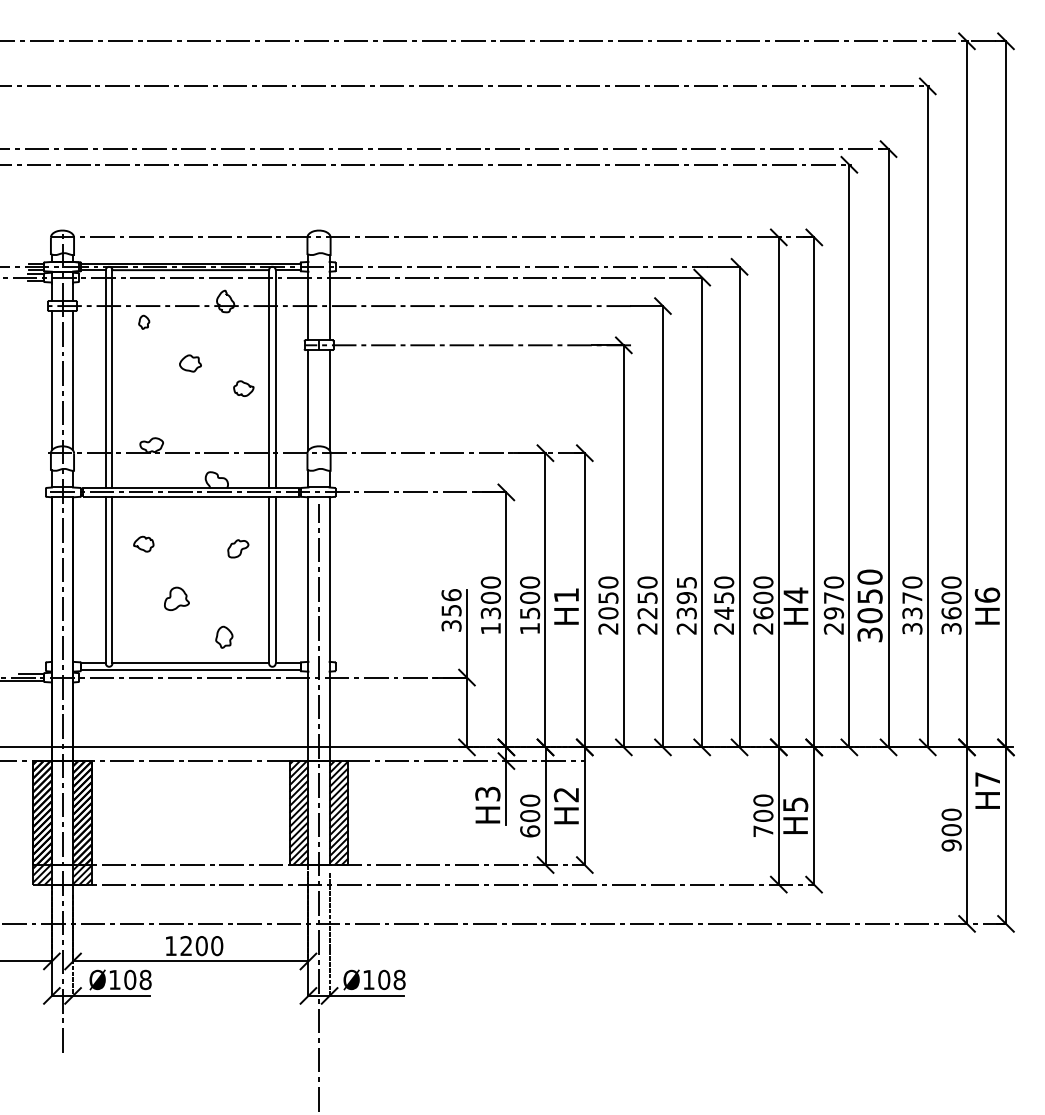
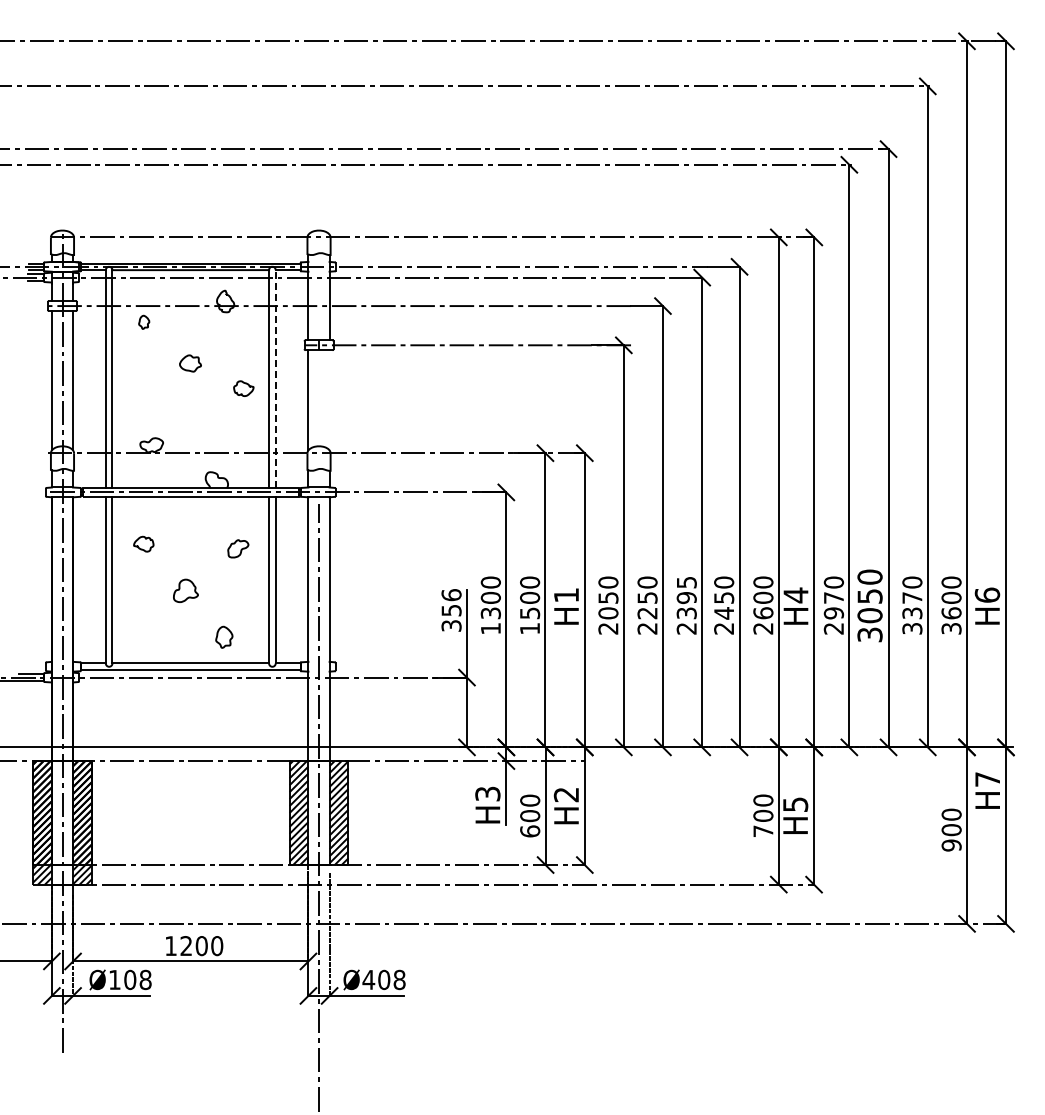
line: solid -> dashed (275, 378)
line: present -> none (329, 400)
part position: (176, 598) -> (185, 590) (185, 590)
text: Ø108 -> Ø408 (368, 979)
